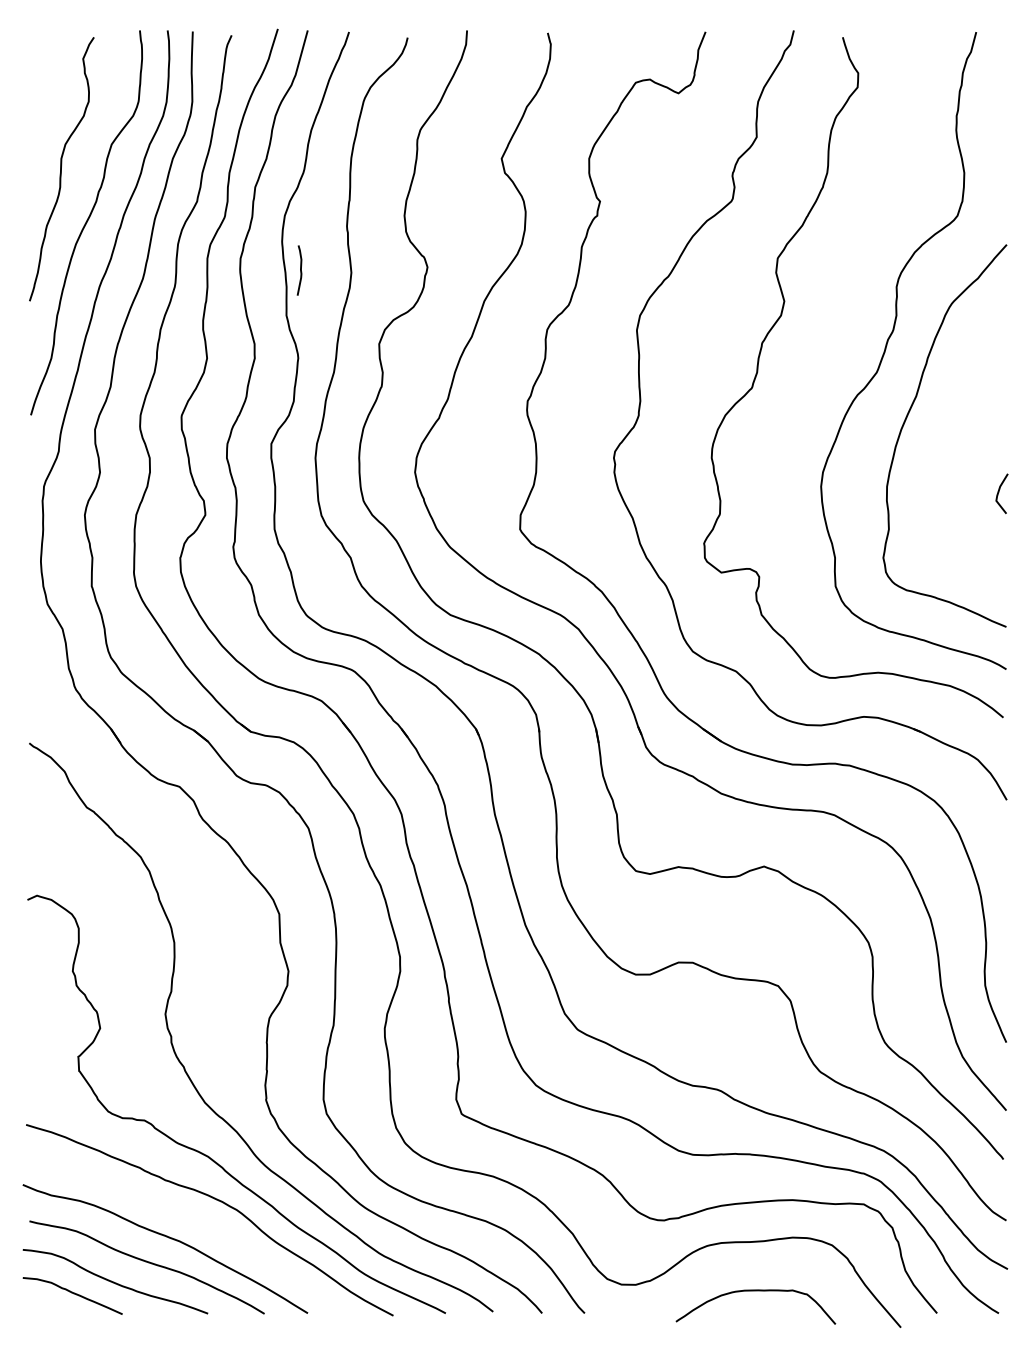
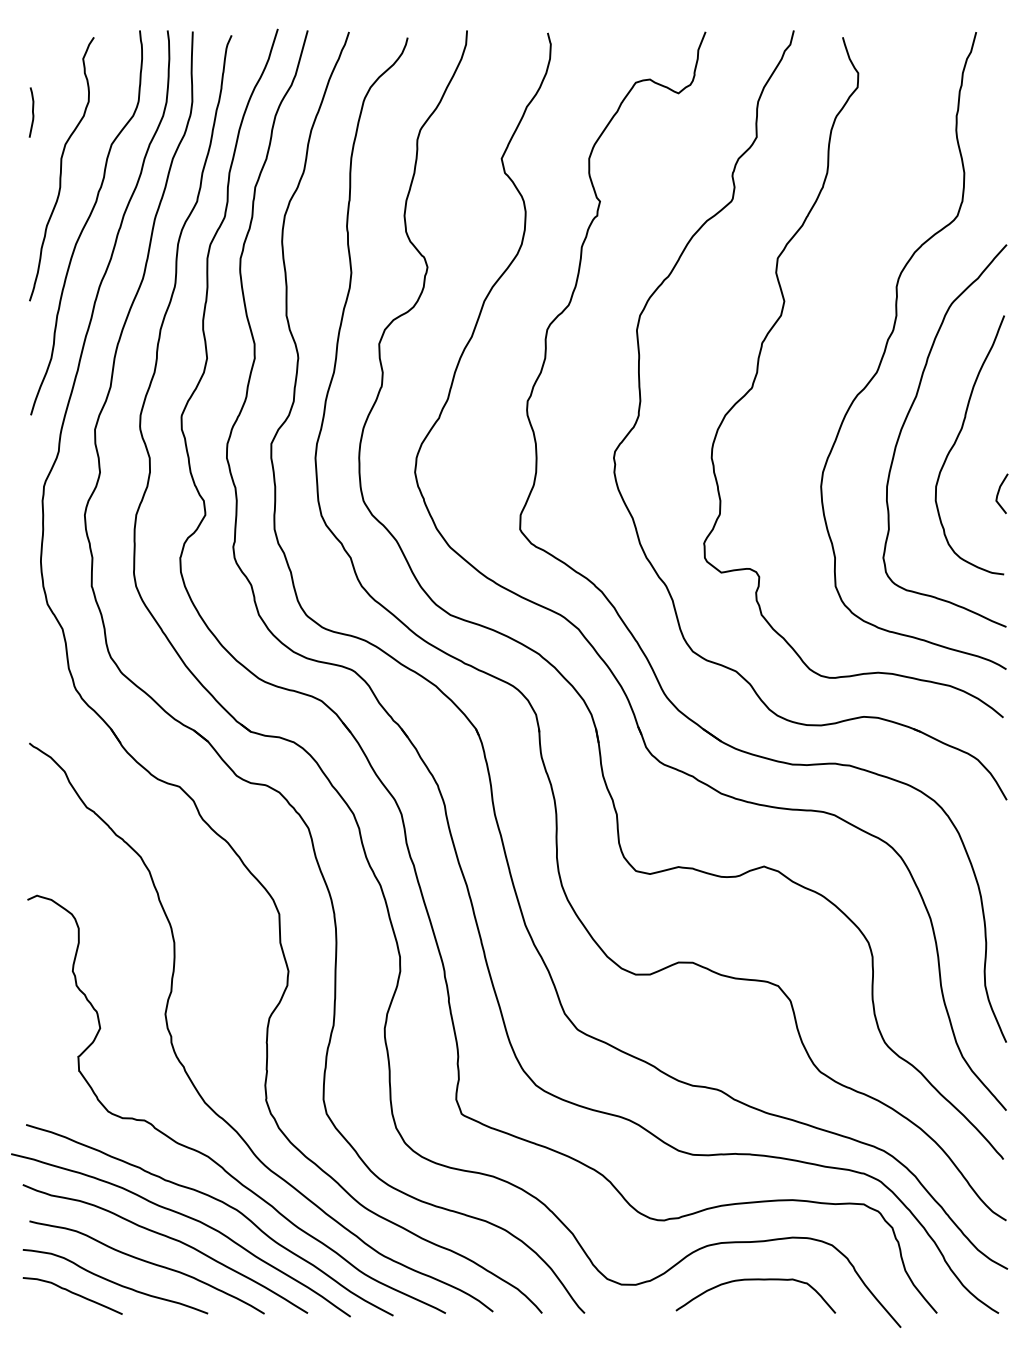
curve position: (300, 270) -> (32, 112) (32, 112)
curve: none -> present (956, 442)
curve: none -> present (186, 1217)
curve position: (755, 1291) -> (755, 1280) (755, 1280)
